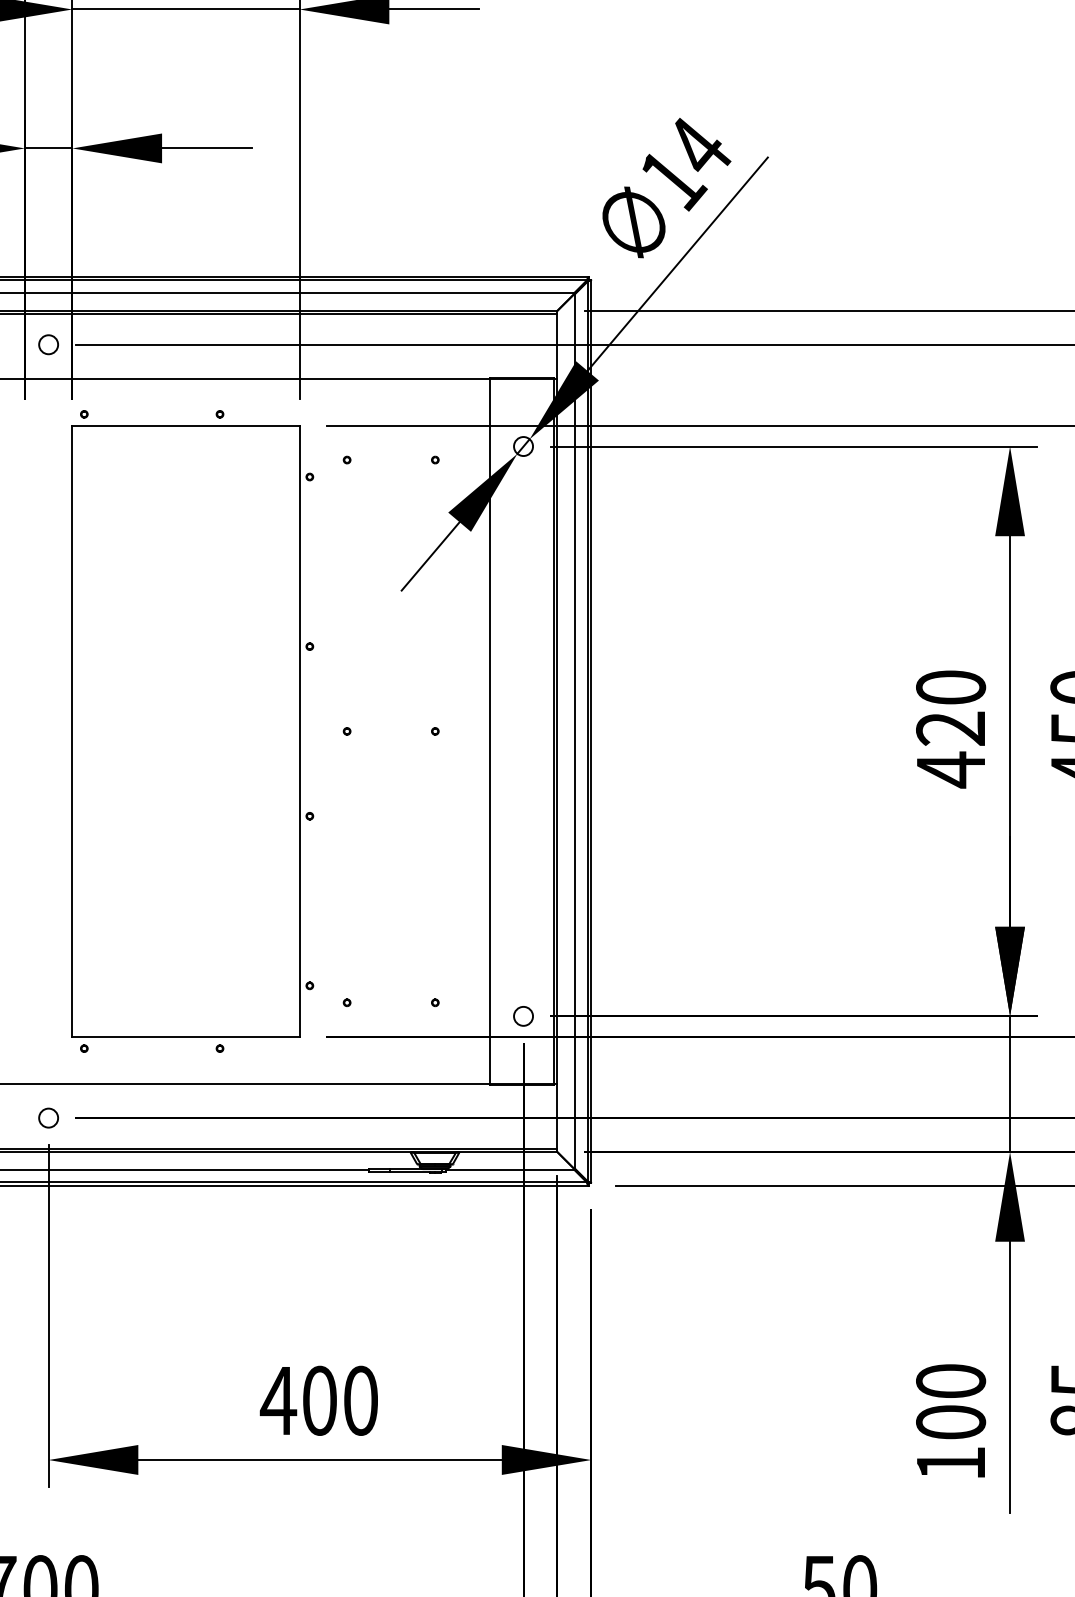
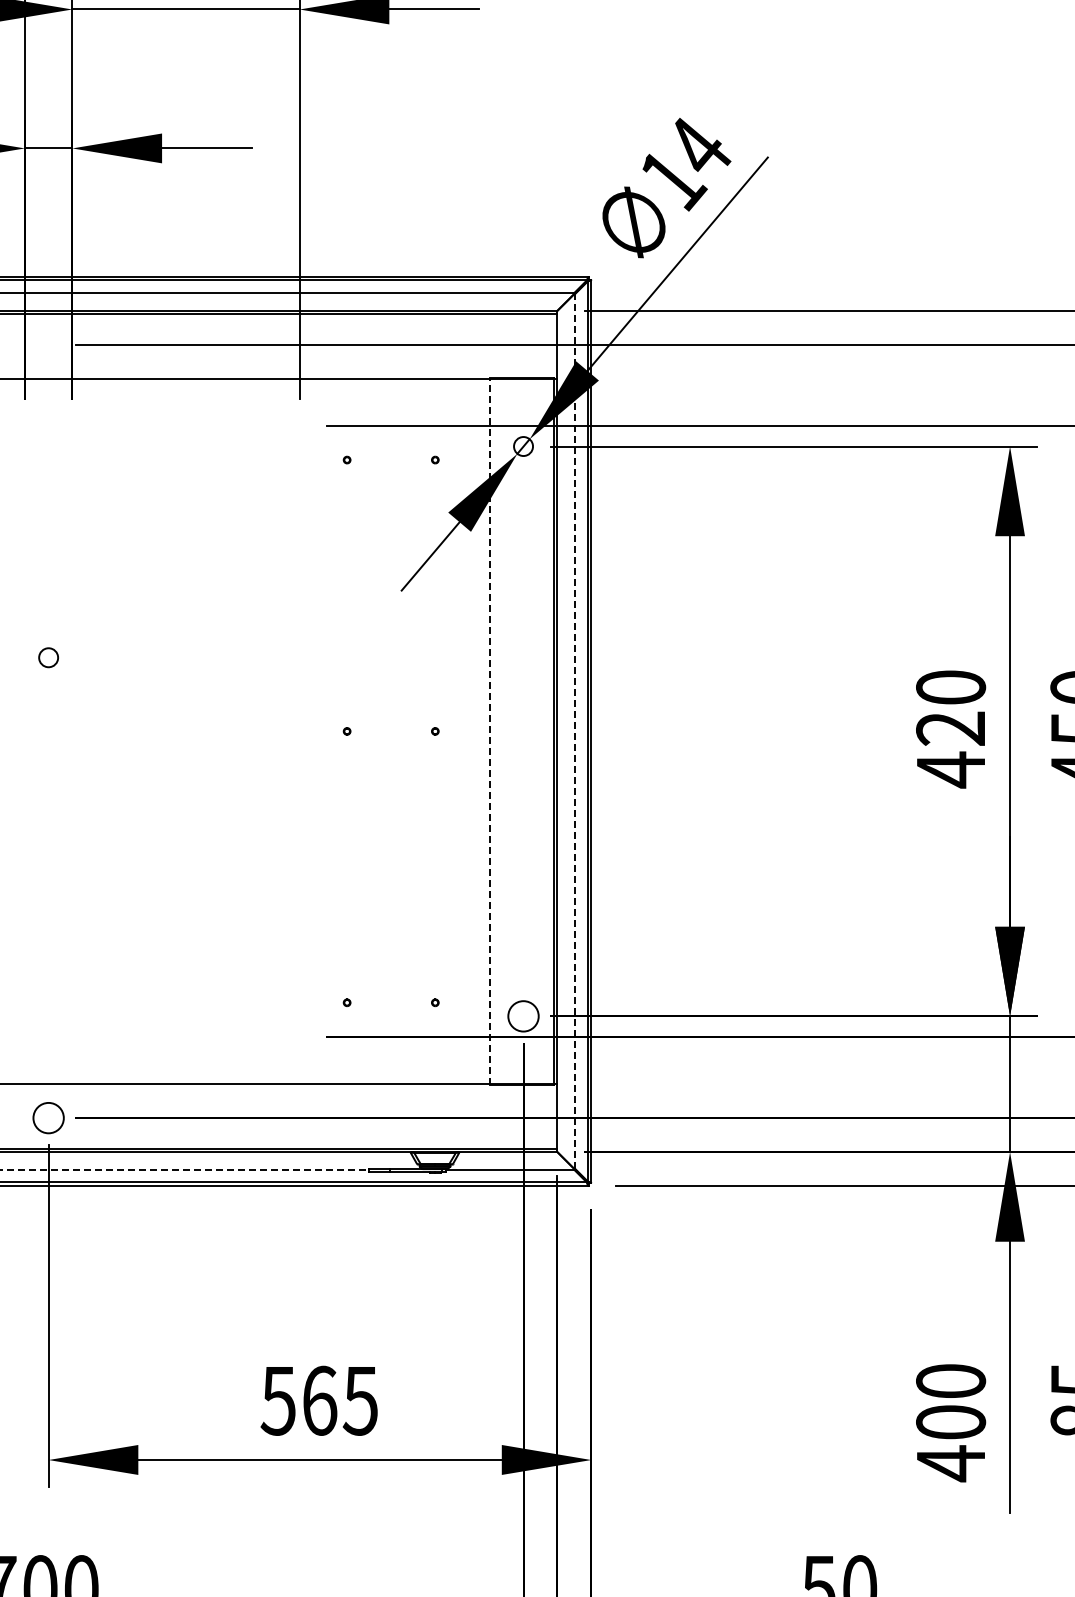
circle position: (48, 344) -> (48, 657) (48, 657)
line: solid -> dashed (575, 730)
part: present -> none (192, 731)
line: solid -> dashed (489, 731)
circle diameter: 19 px -> 30 px (523, 1016)
circle diameter: 19 px -> 30 px (48, 1117)
line: solid -> dashed (185, 1169)
text: 400 -> 565 (318, 1400)
text: 100 -> 400 (950, 1463)
